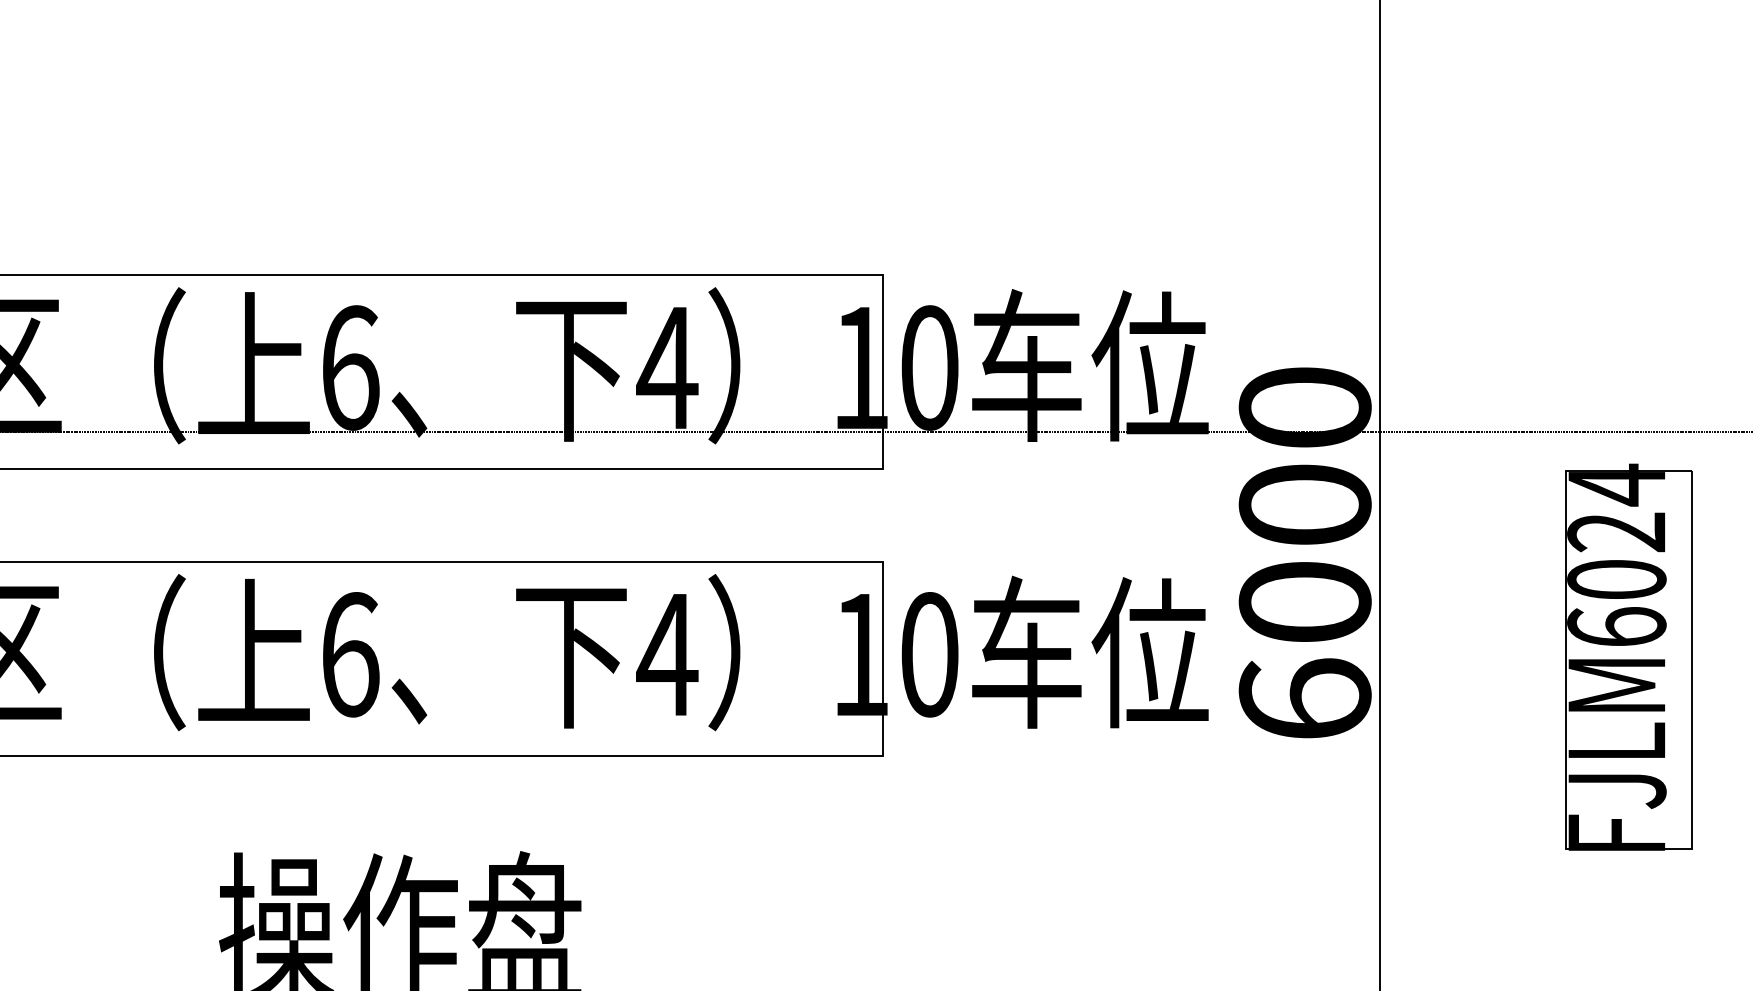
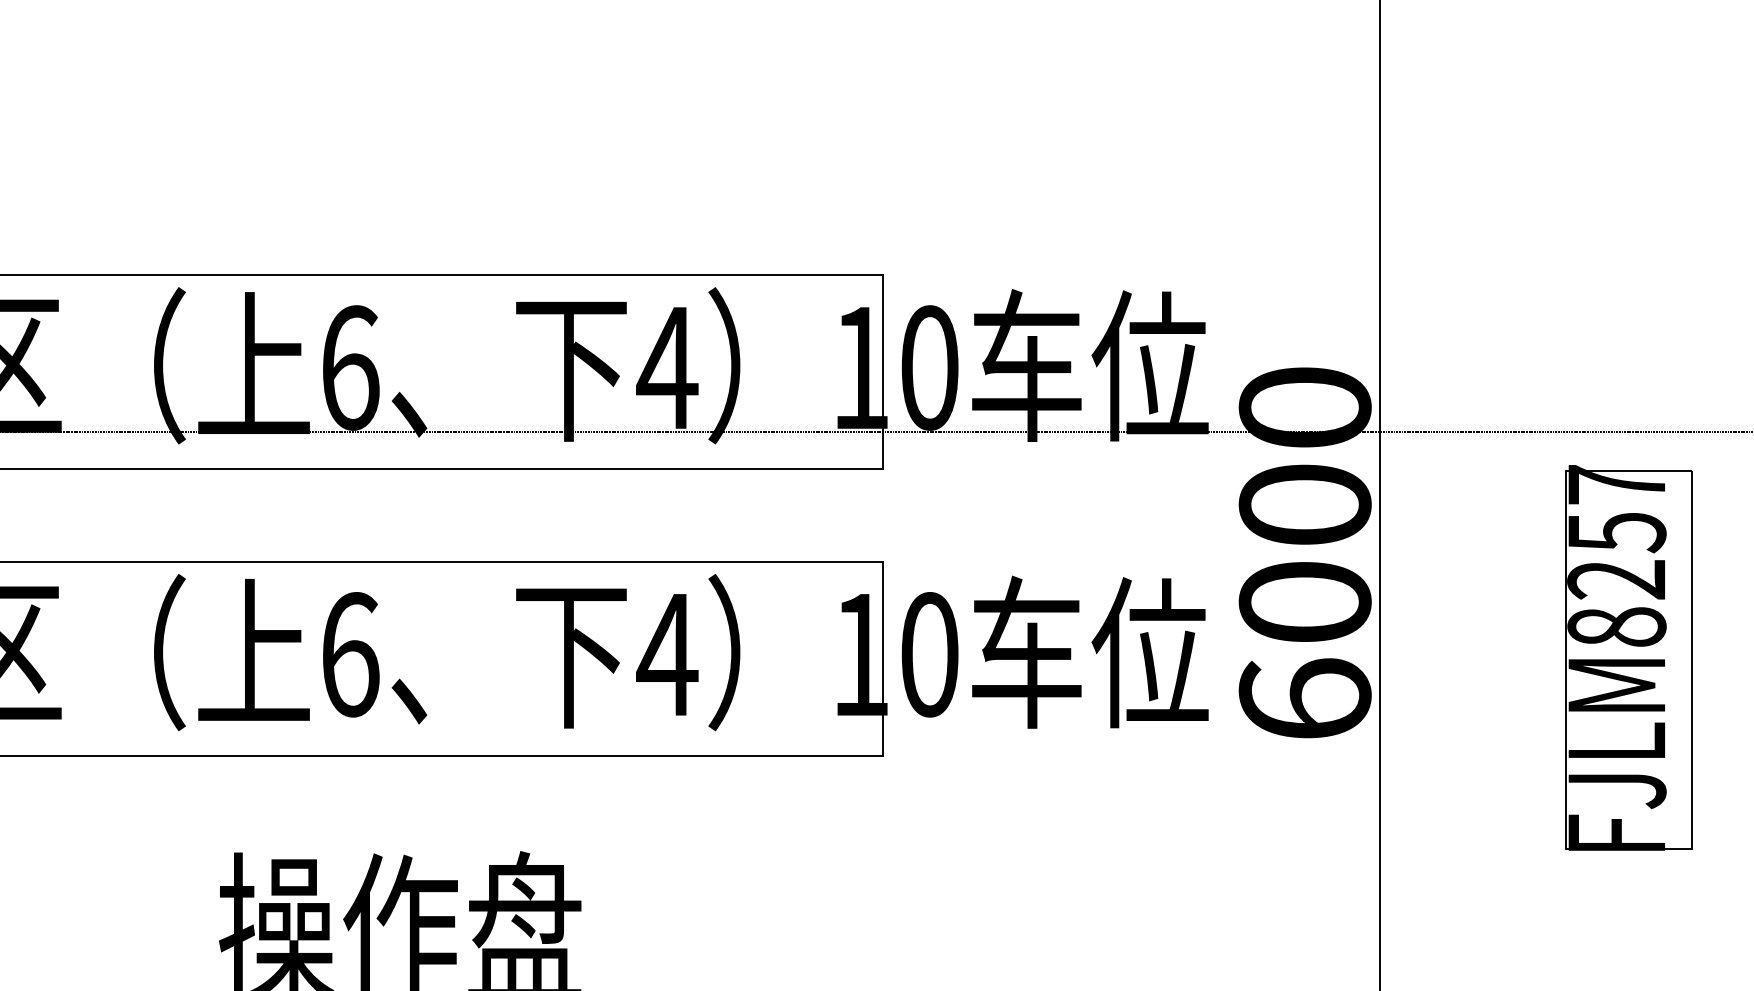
text: FJLM6024 -> FJLM8257 (1616, 554)
